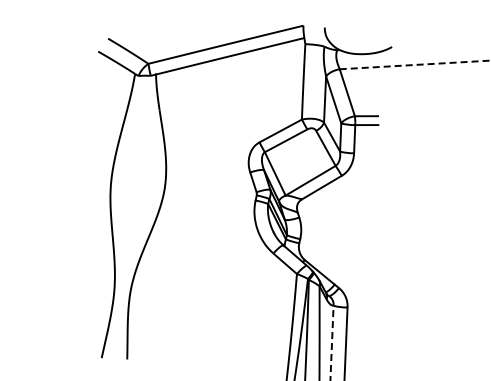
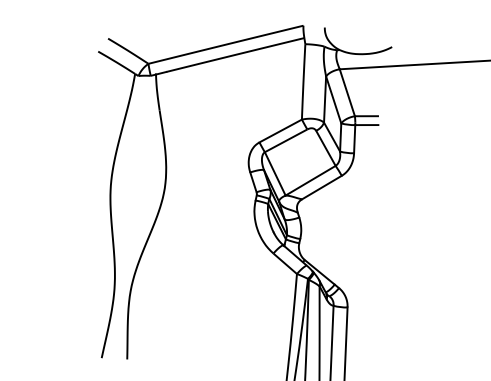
line: dashed -> solid (415, 64)
line: dashed -> solid (332, 342)
